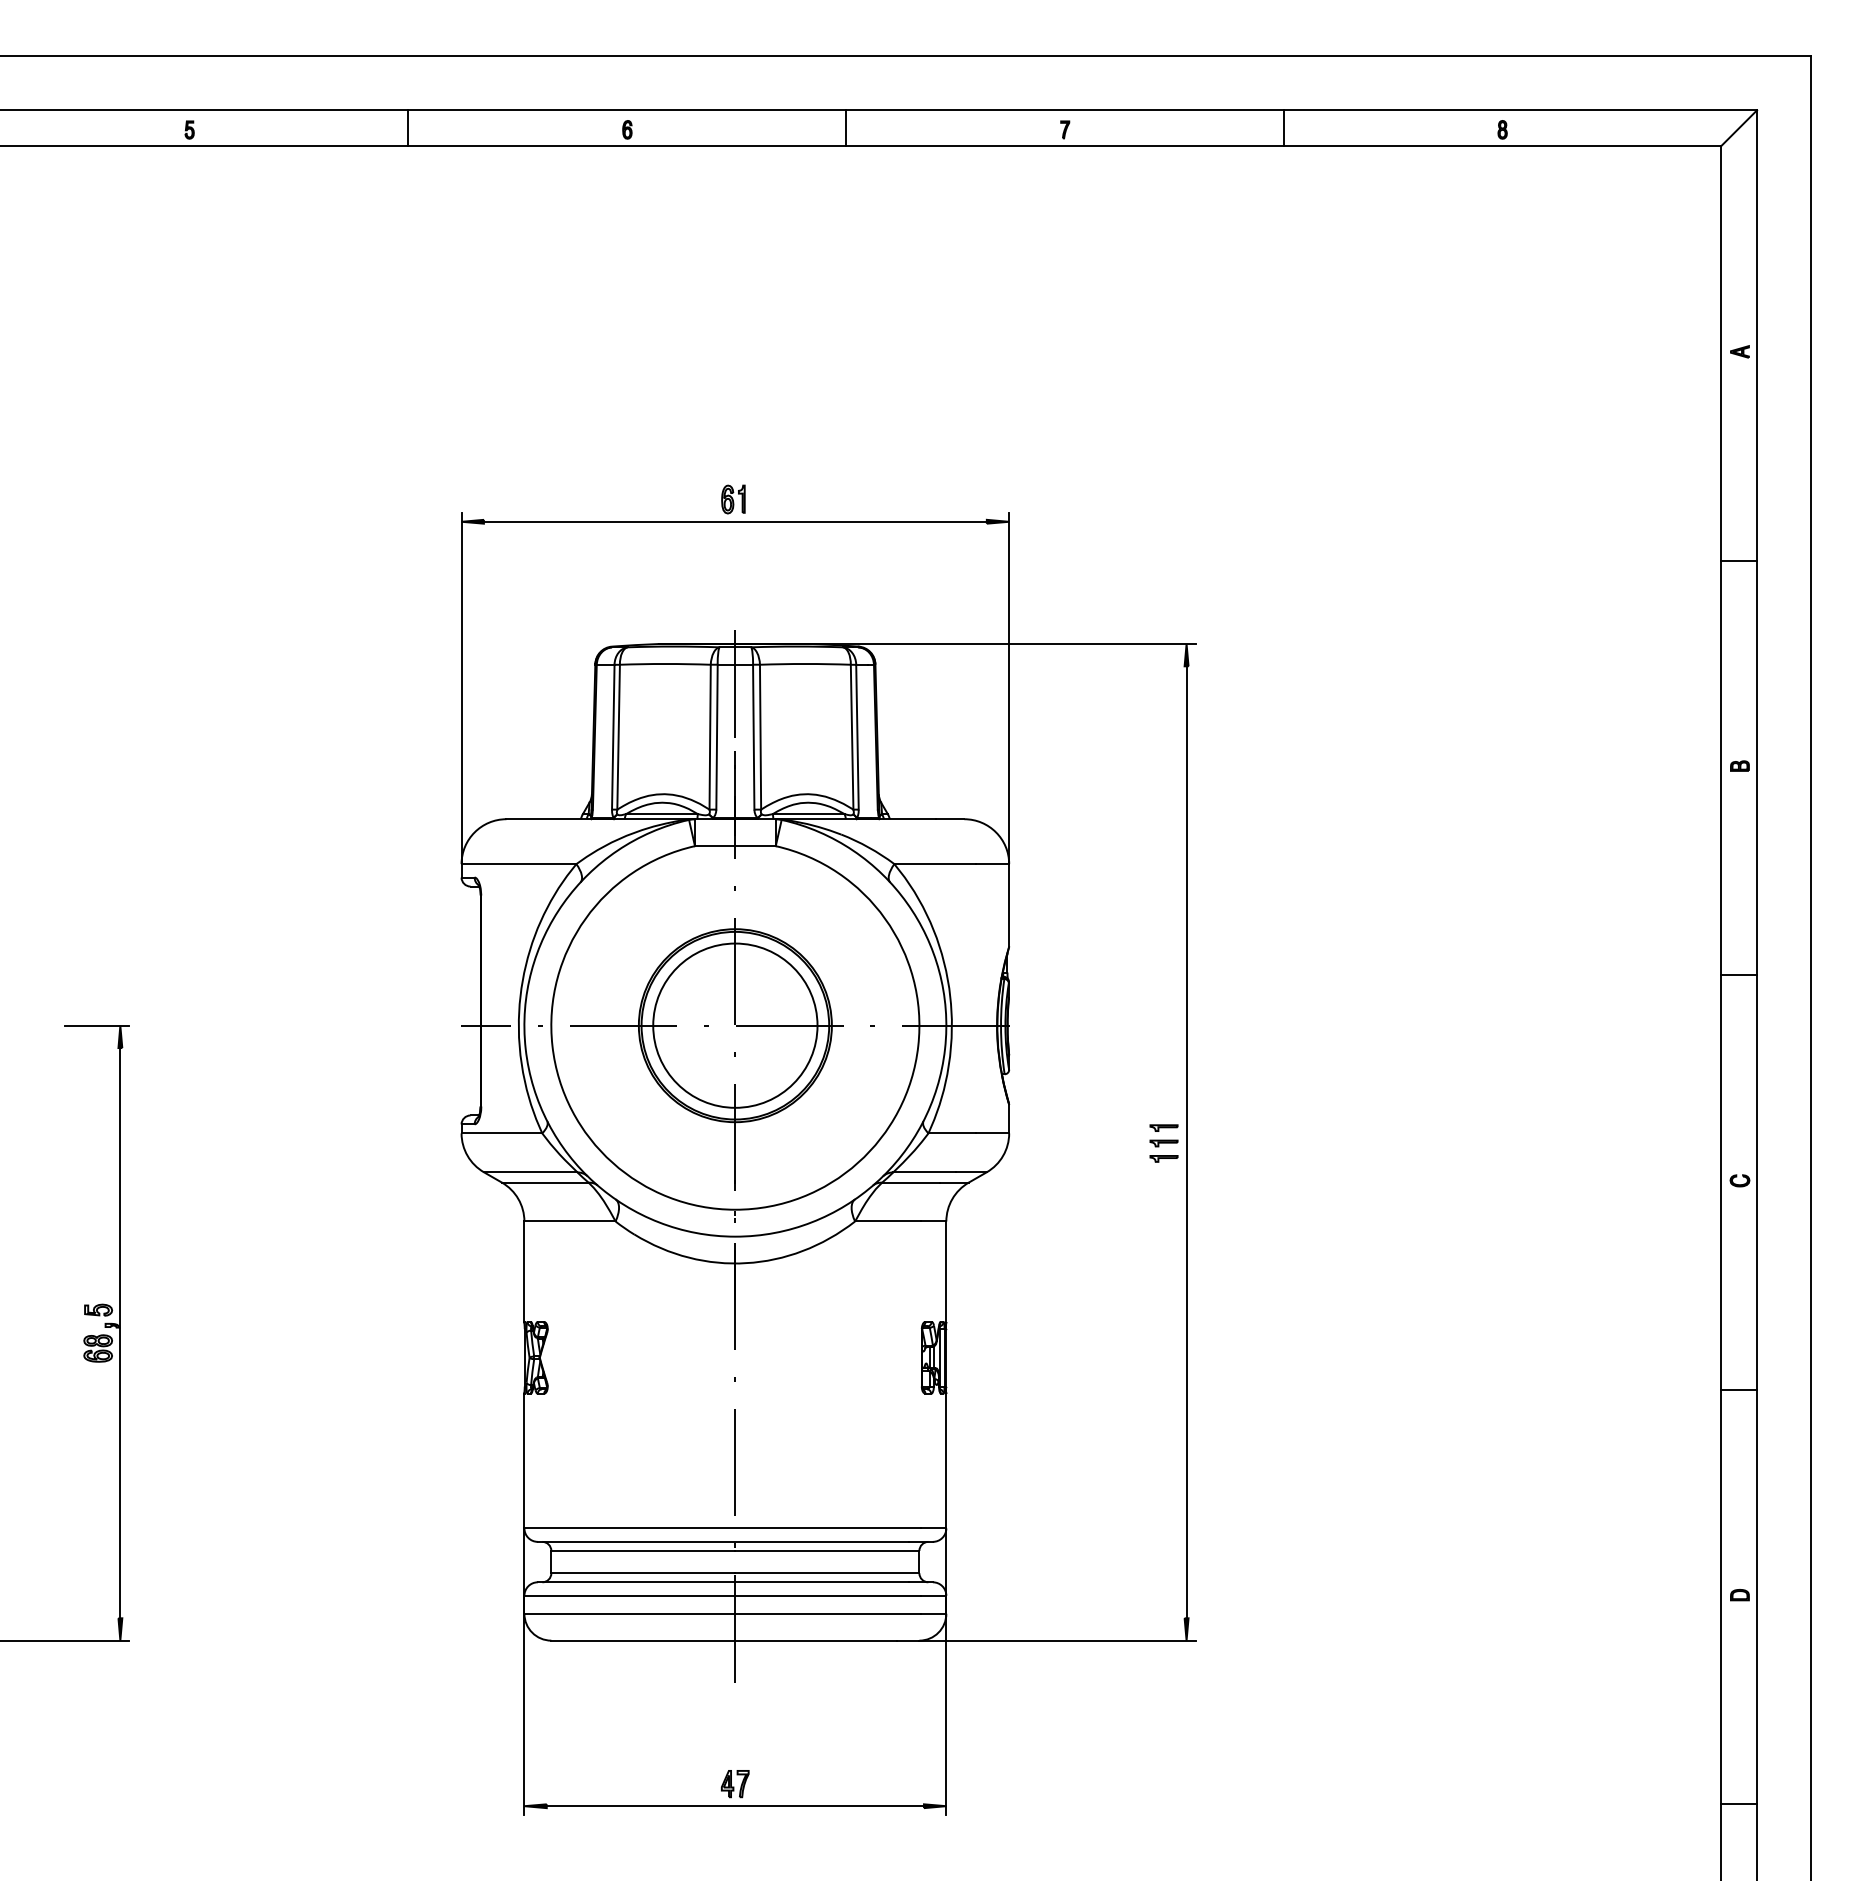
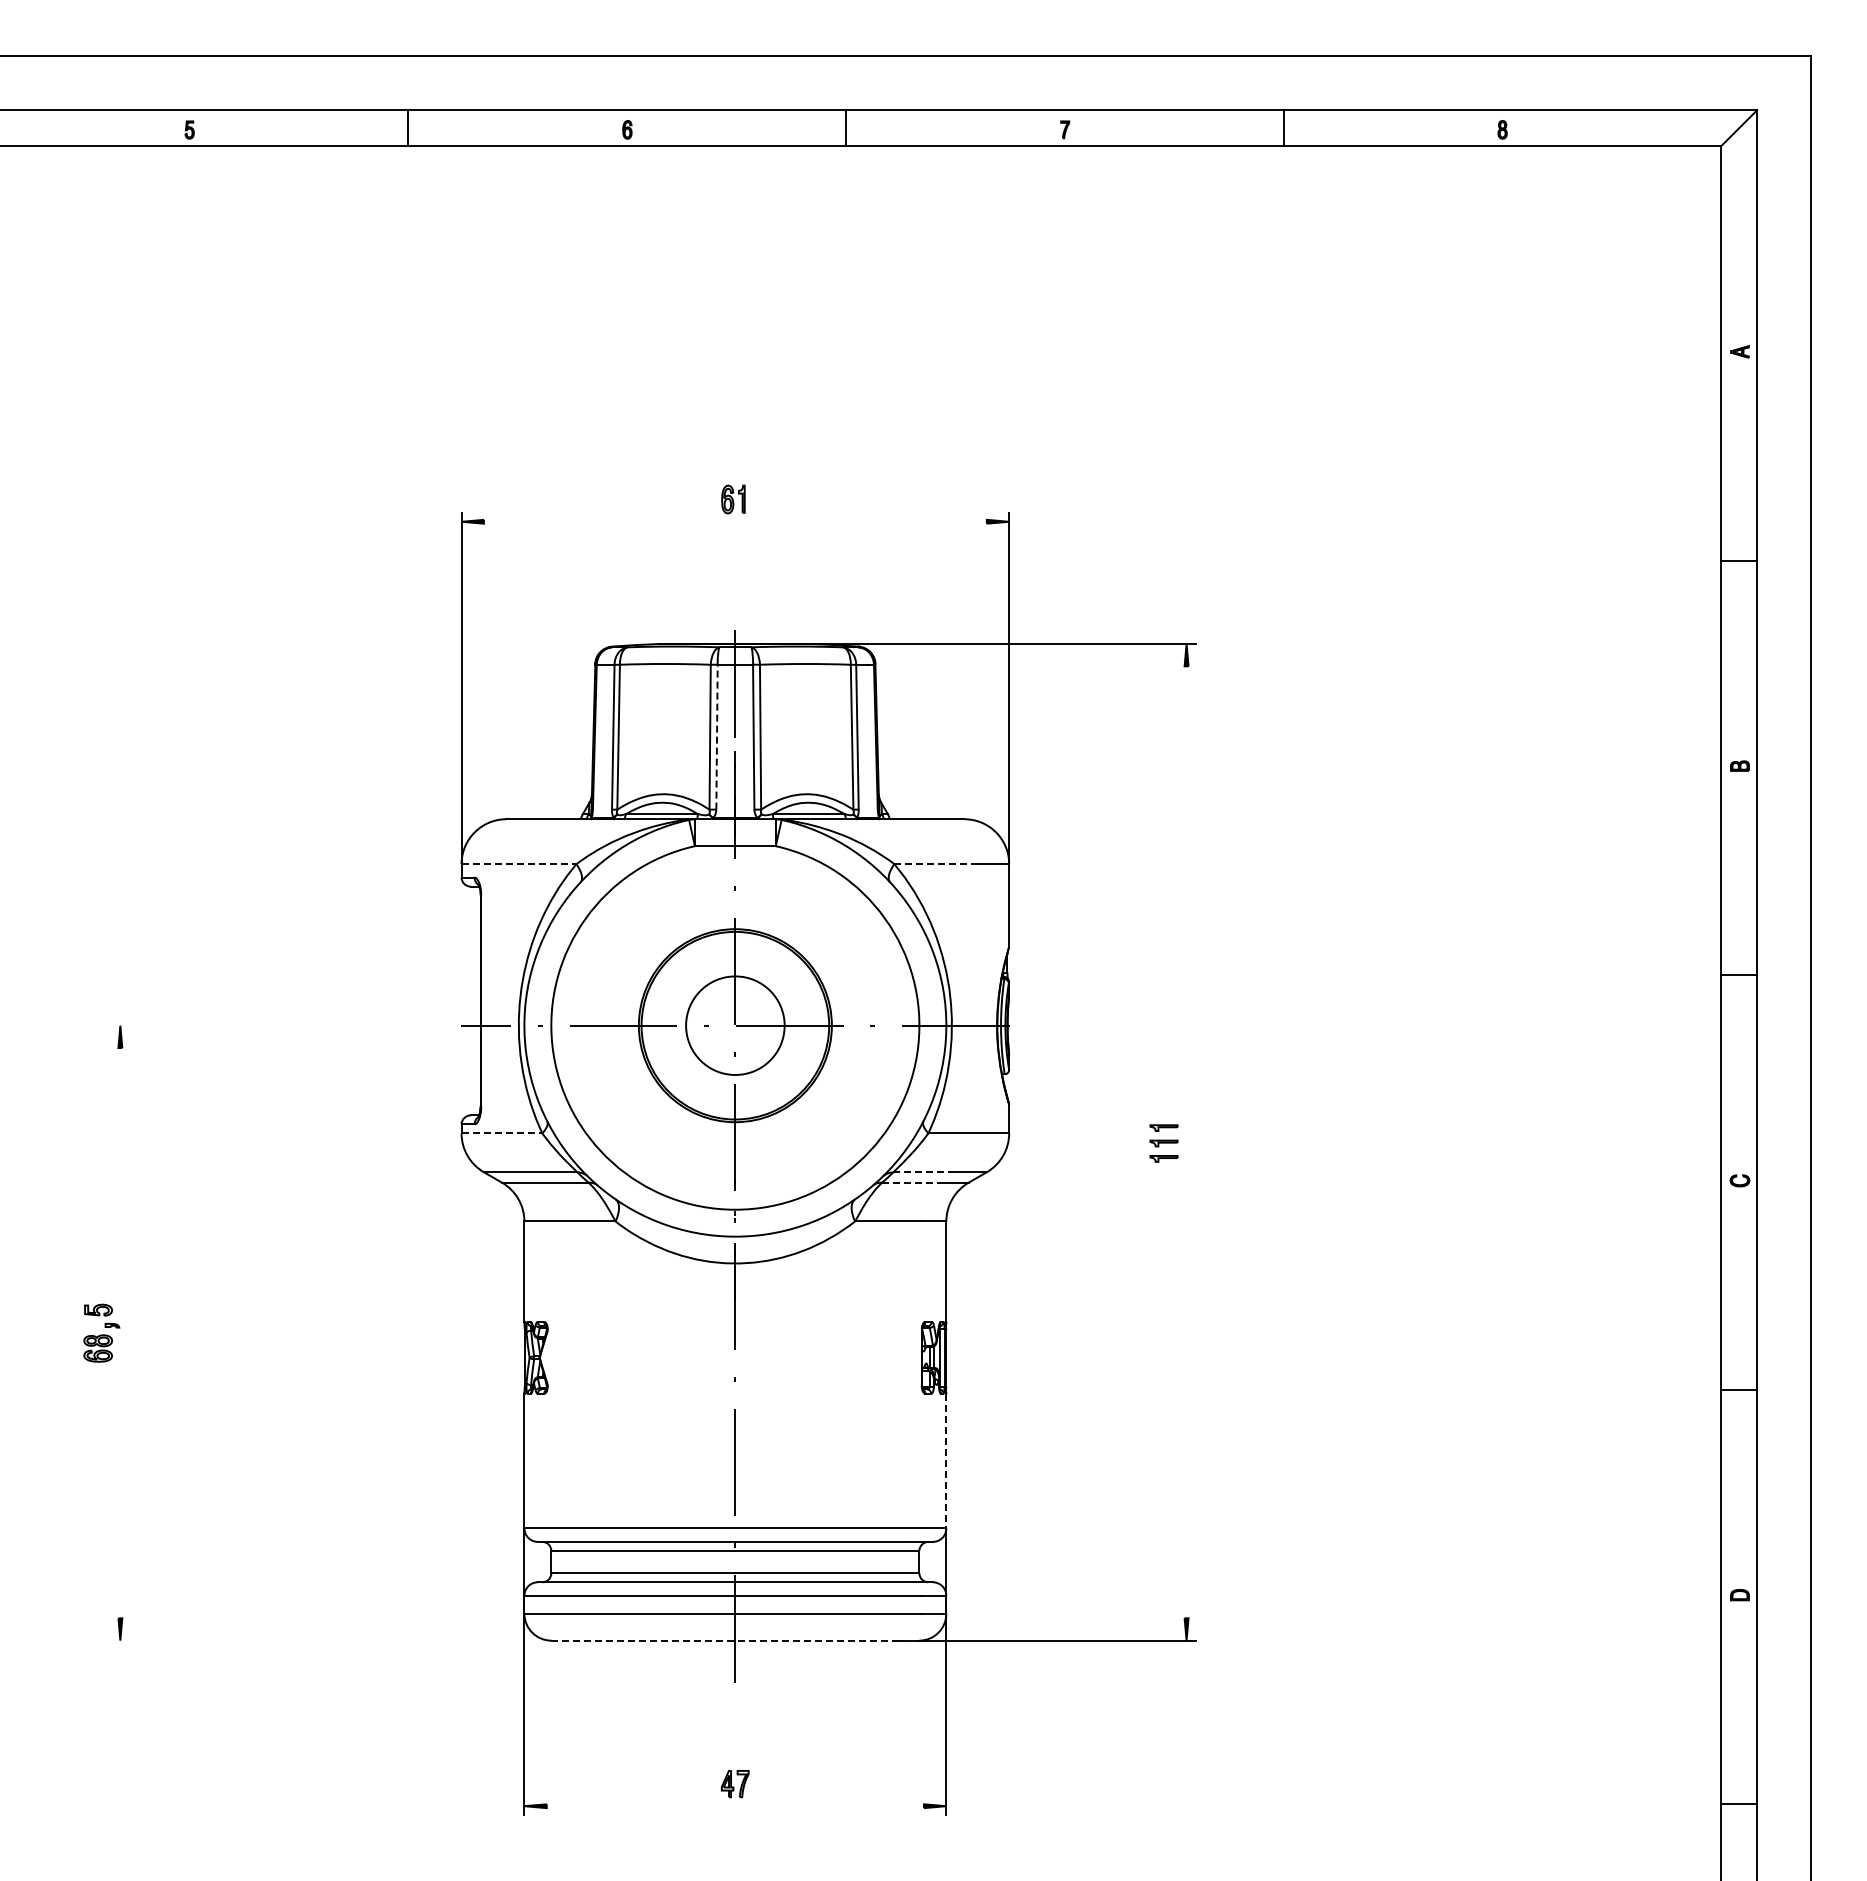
line: present -> none (734, 521)
line: solid -> dashed (717, 736)
line: solid -> dashed (519, 864)
line: solid -> dashed (935, 864)
line: present -> none (96, 1025)
circle diameter: 164 px -> 99 px (735, 1025)
line: solid -> dashed (502, 1133)
line: present -> none (1186, 1142)
line: solid -> dashed (925, 1172)
line: solid -> dashed (911, 1182)
line: present -> none (120, 1333)
line: solid -> dashed (946, 1461)
line: present -> none (65, 1640)
line: solid -> dashed (724, 1640)
line: present -> none (734, 1806)
